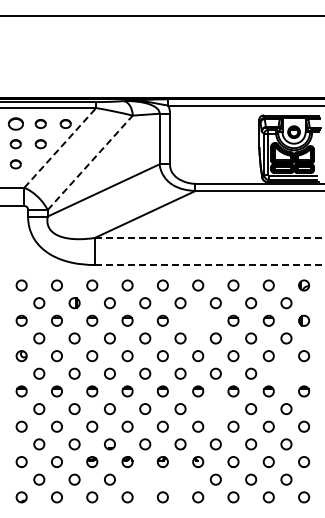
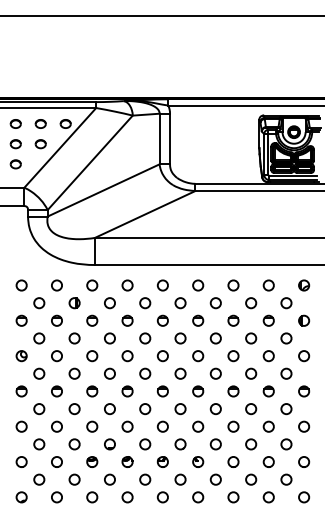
part size: 16x14 px -> 13x10 px (15, 123)
line: dashed -> solid (60, 147)
line: dashed -> solid (90, 162)
line: dashed -> solid (209, 237)
line: dashed -> solid (209, 265)
part: none -> present (198, 320)
circle: none -> present (286, 373)
circle: none -> present (215, 409)
circle: none -> present (145, 479)
circle: none -> present (180, 479)
